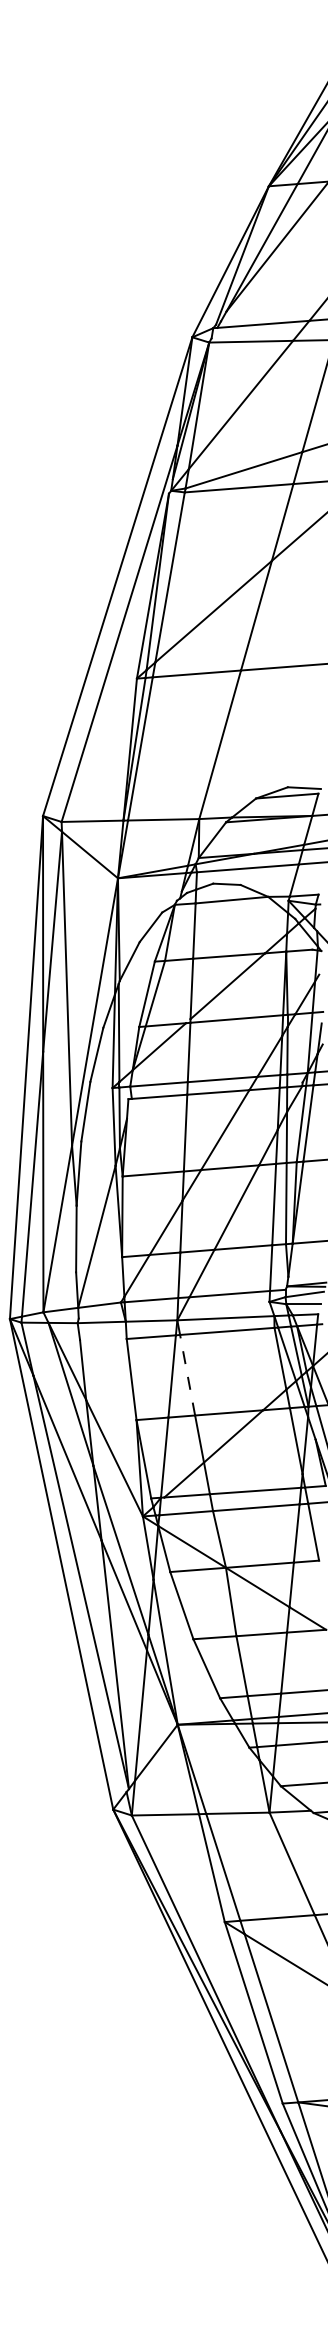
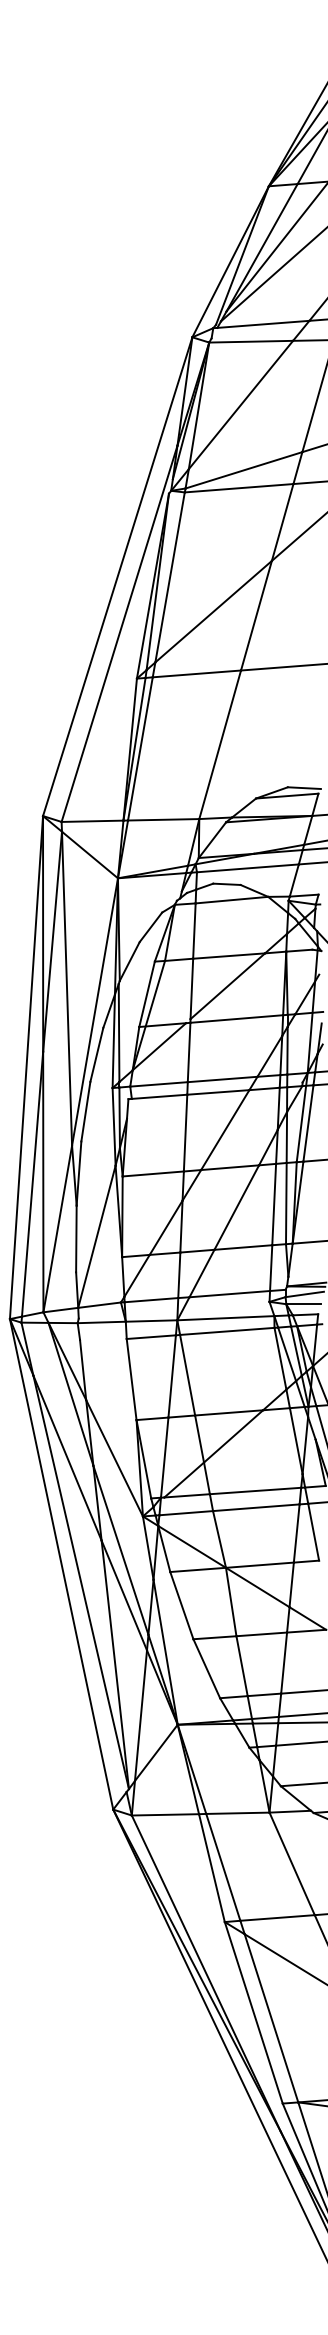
line: none -> present (272, 275)
line: dashed -> solid (187, 1375)
